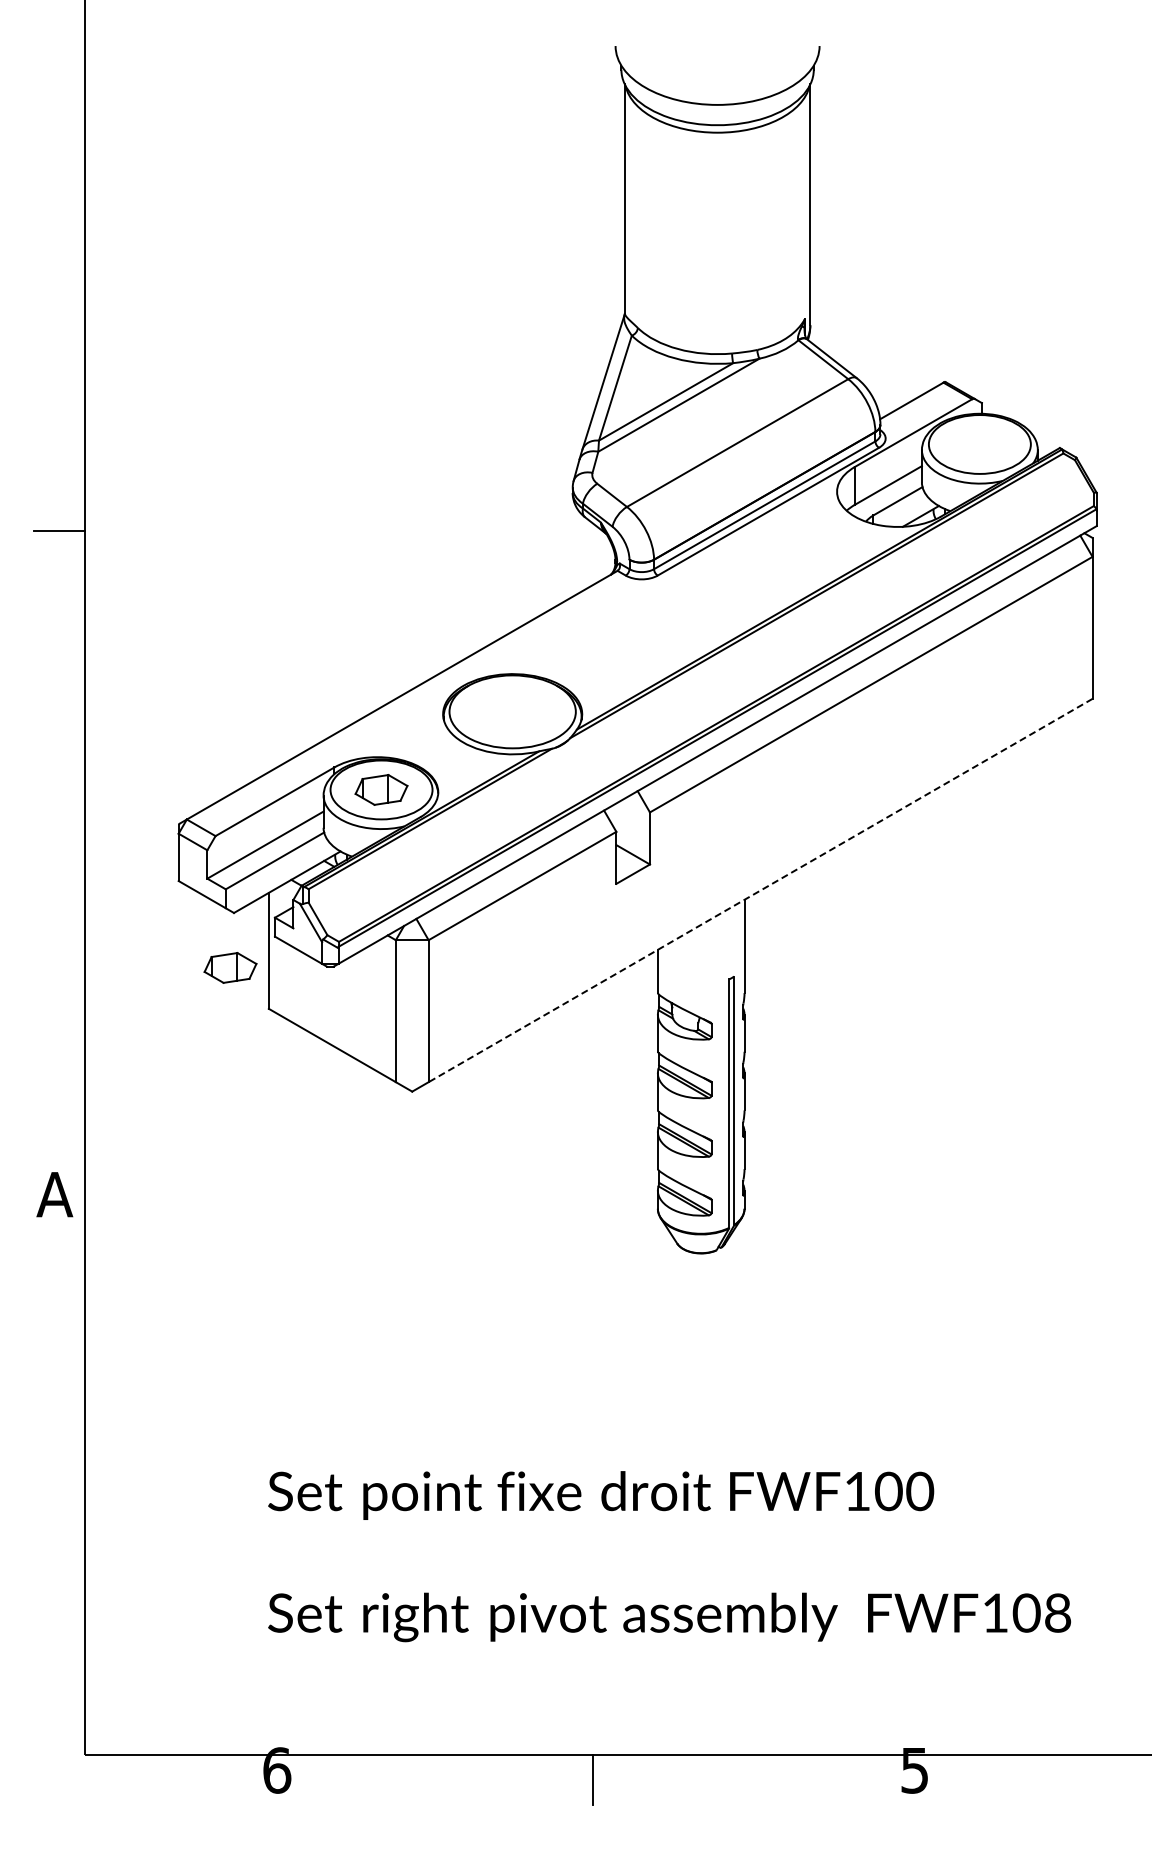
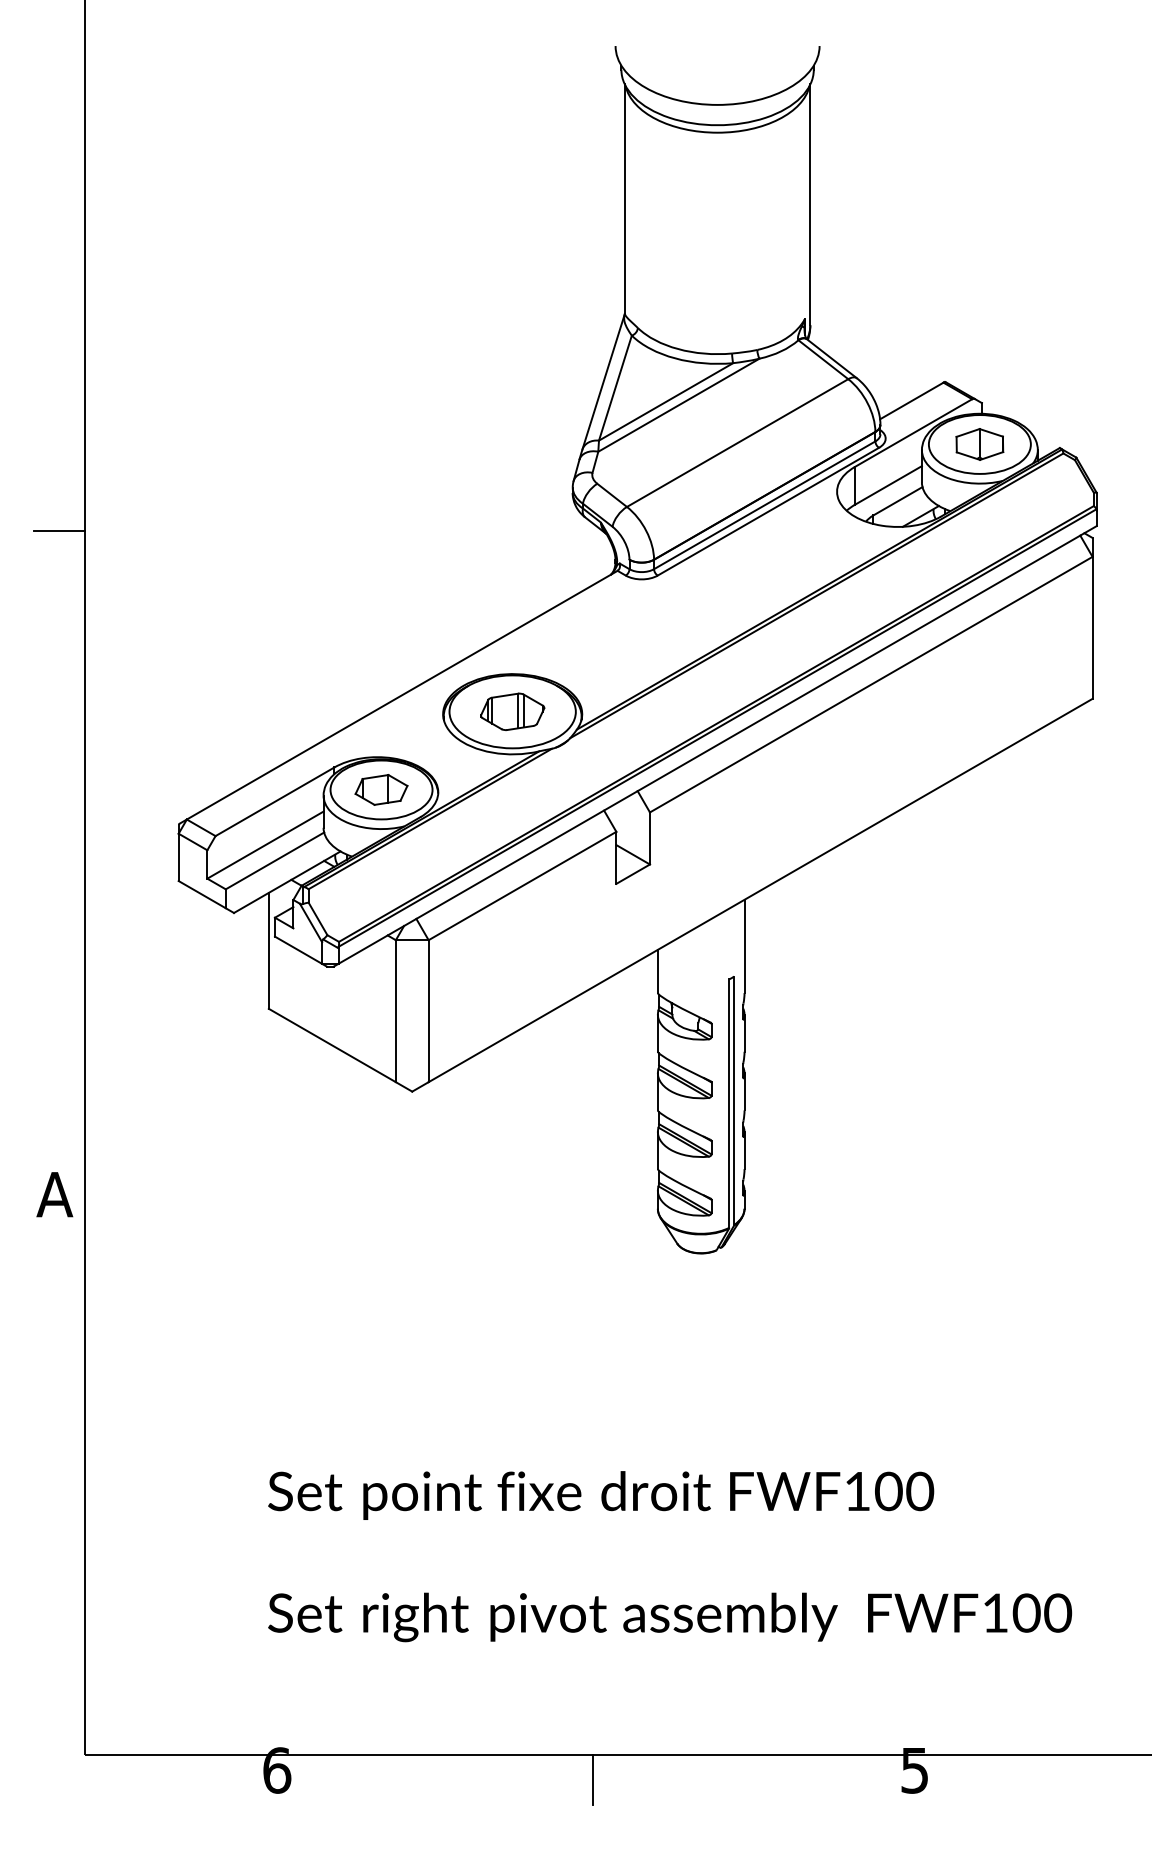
part: none -> present (979, 444)
part: none -> present (512, 711)
line: dashed -> solid (760, 890)
part: present -> none (230, 967)
text: FWF108 -> FWF100 (1058, 1613)
